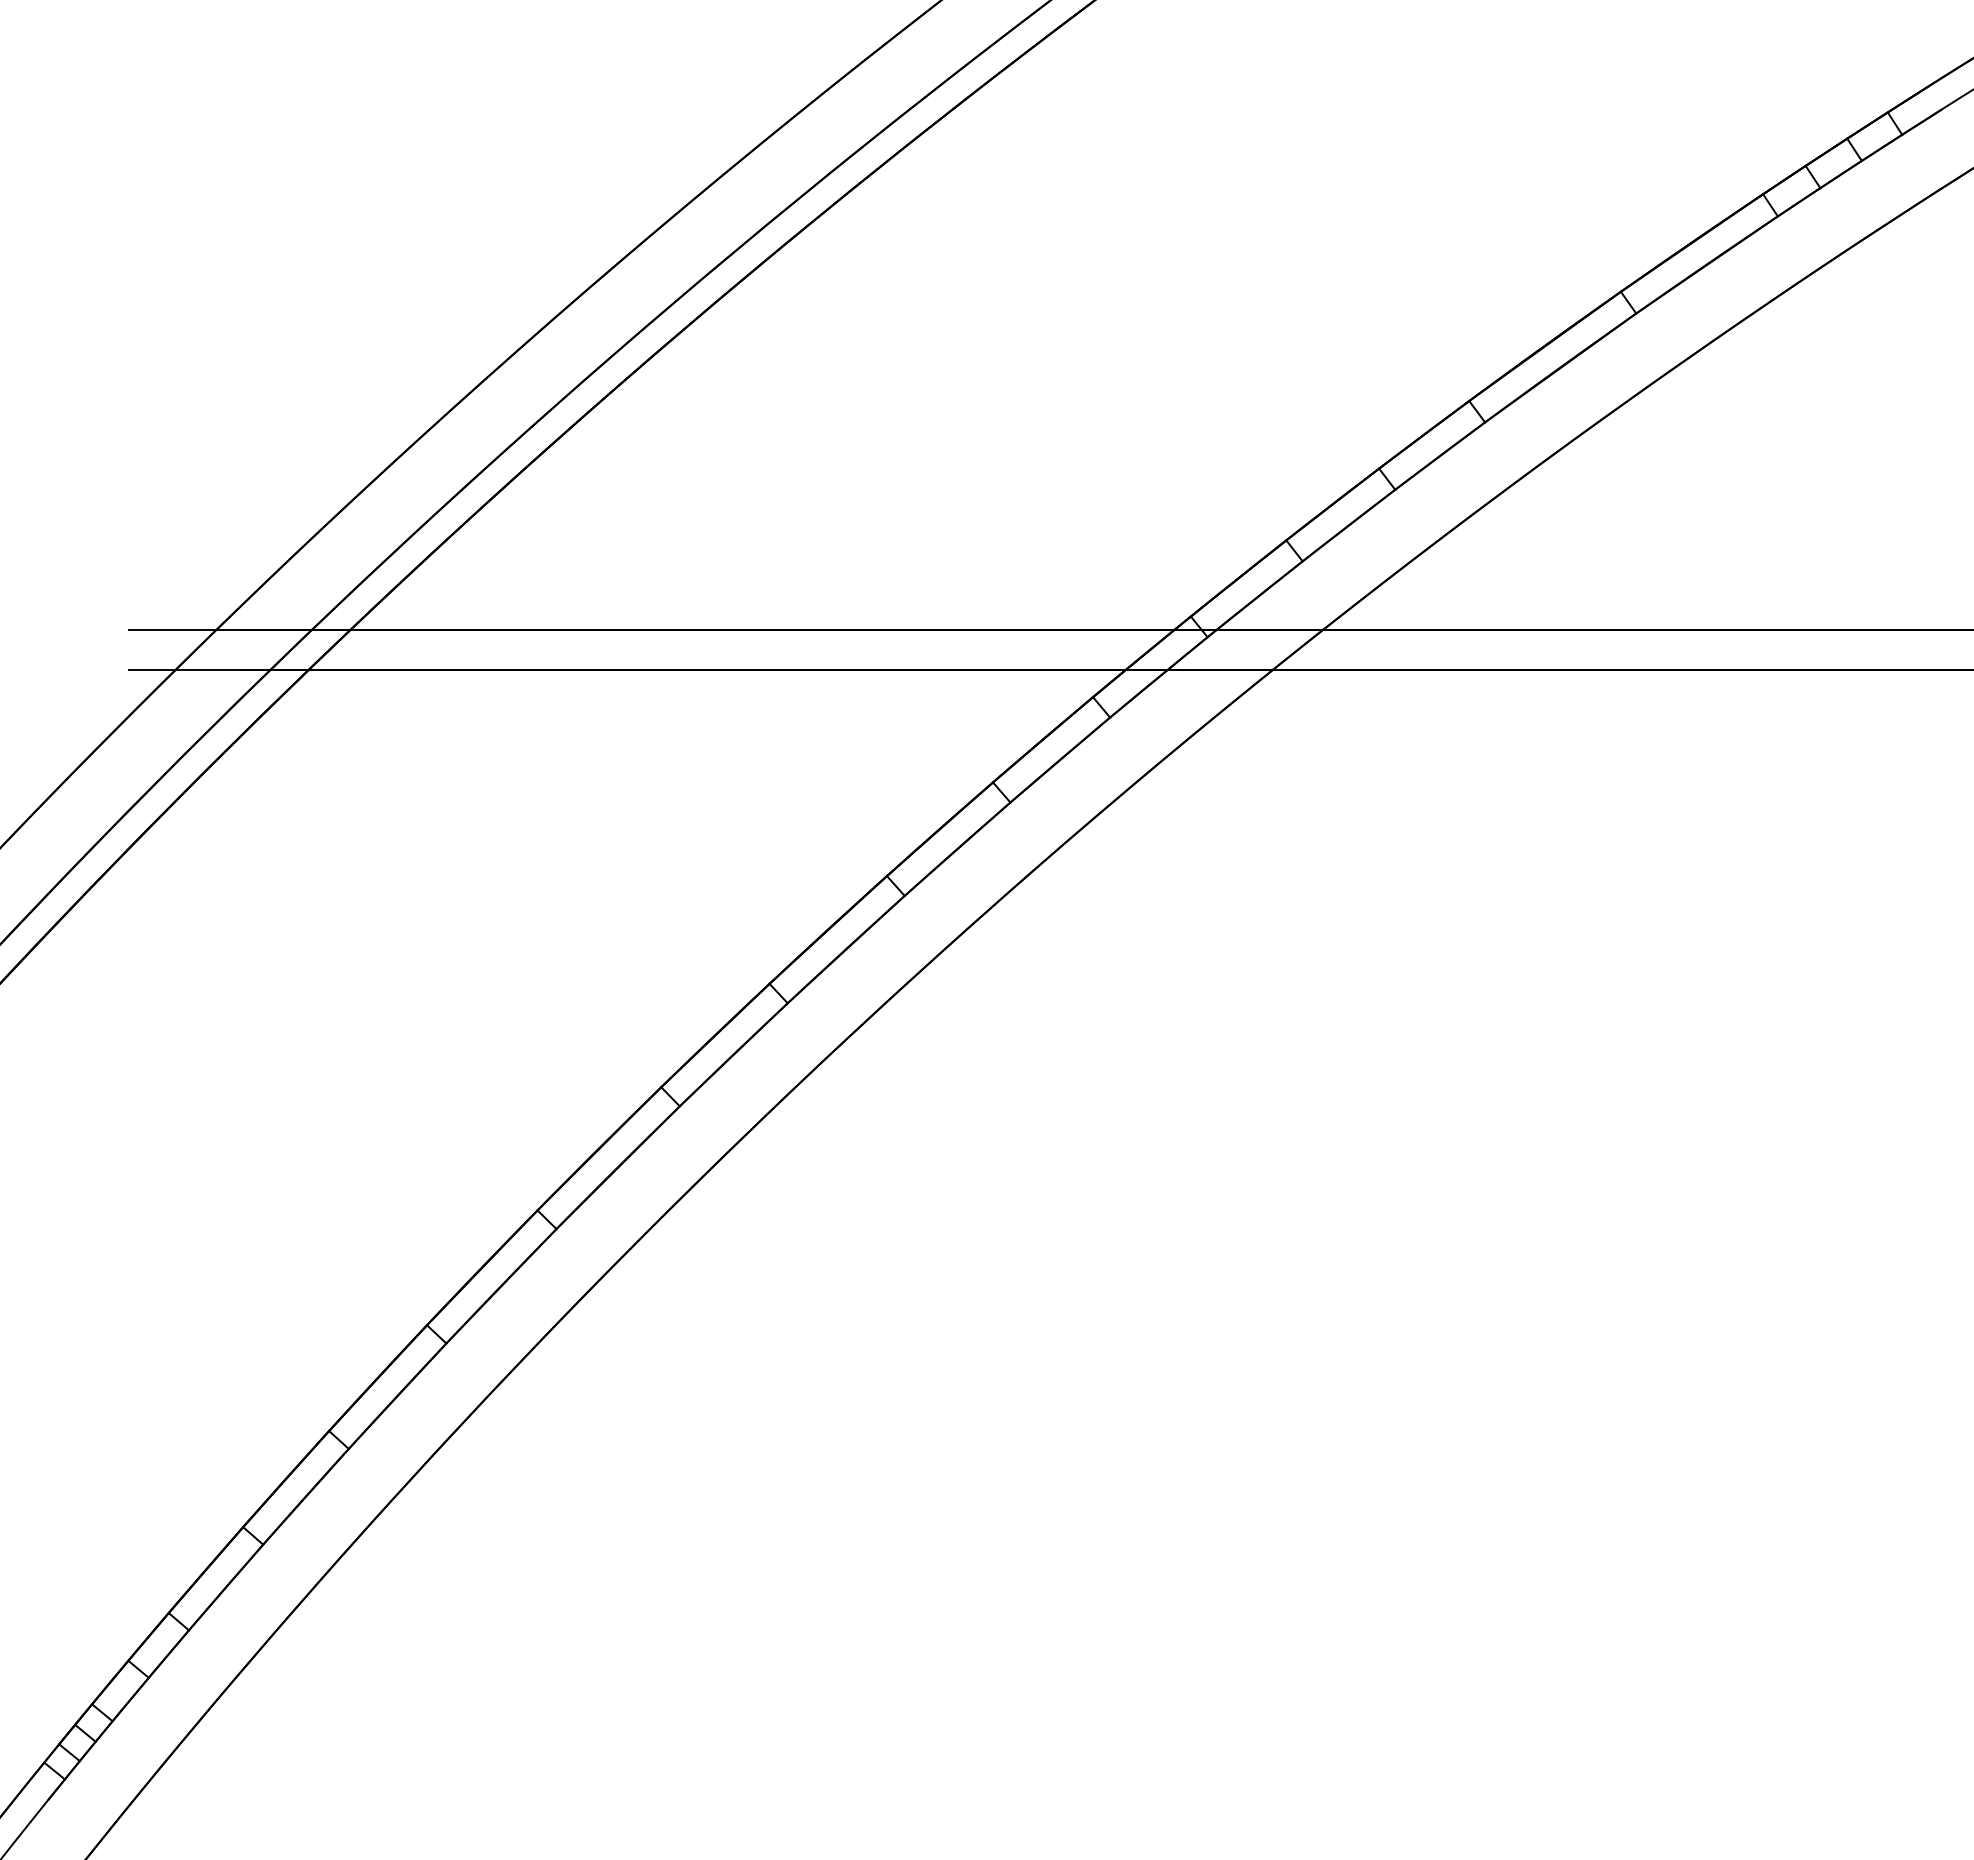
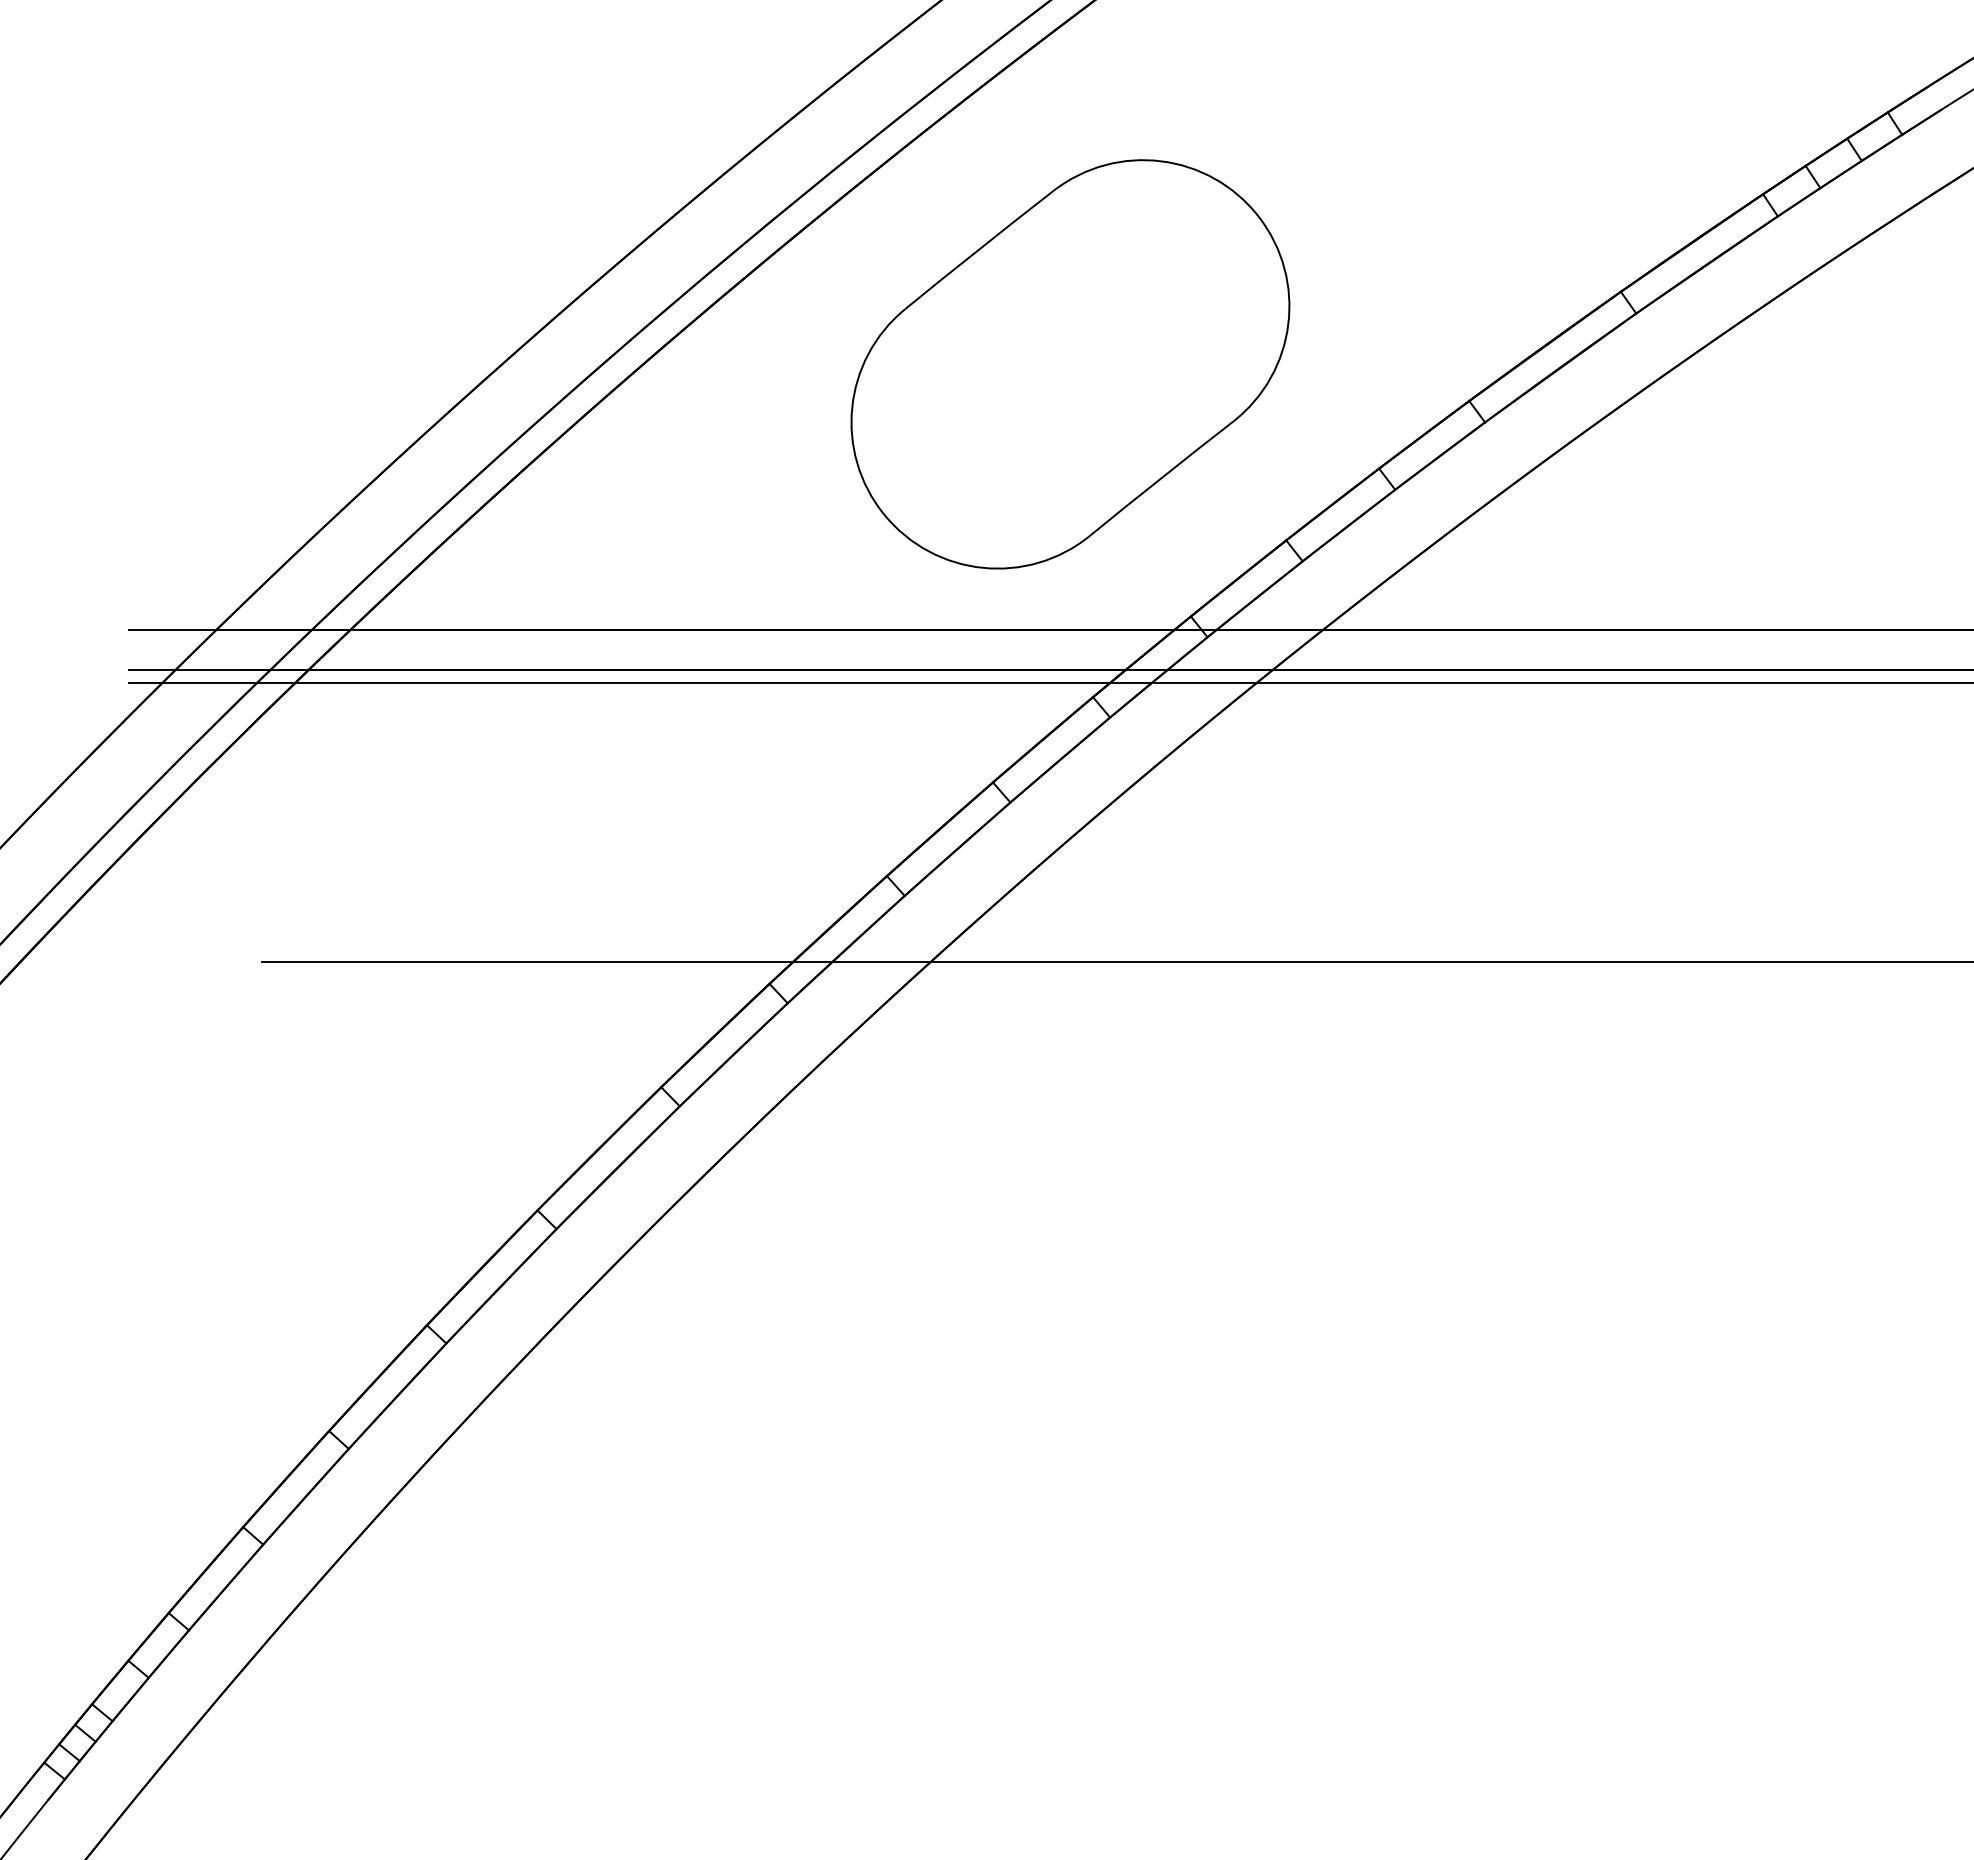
part: none -> present (1070, 364)
line: none -> present (1049, 682)
line: none -> present (1115, 962)
